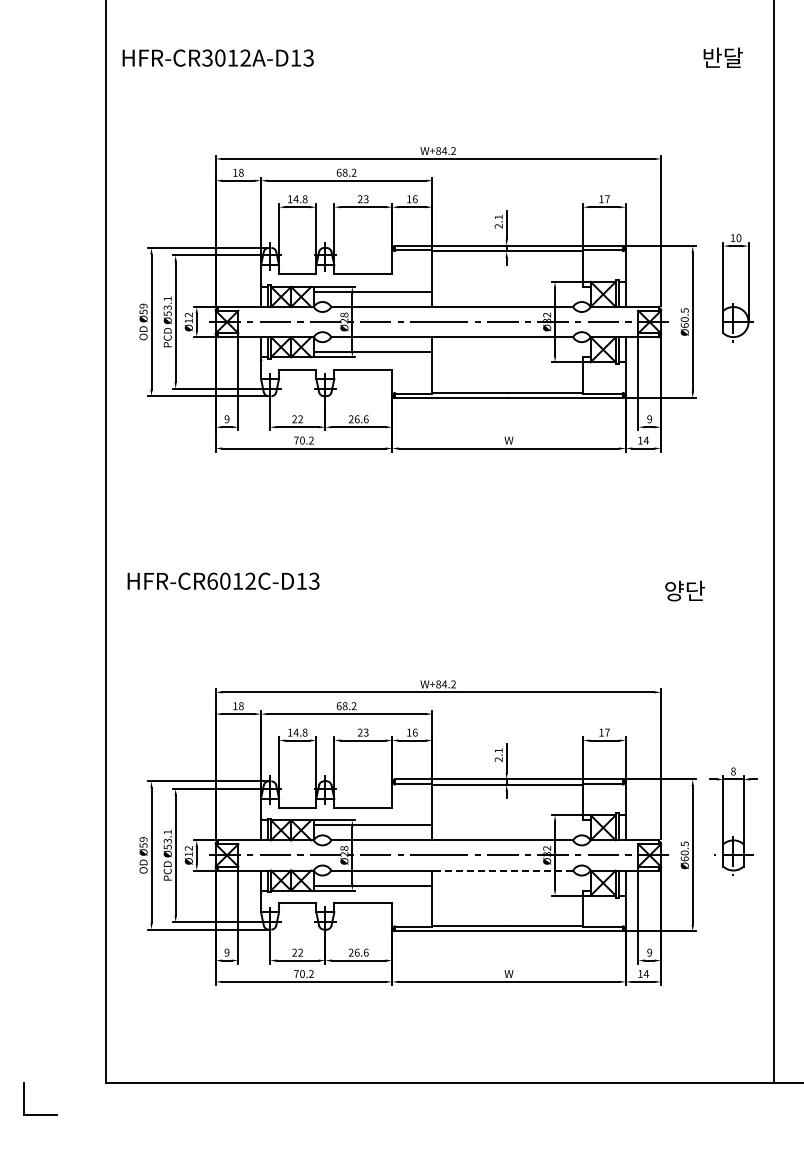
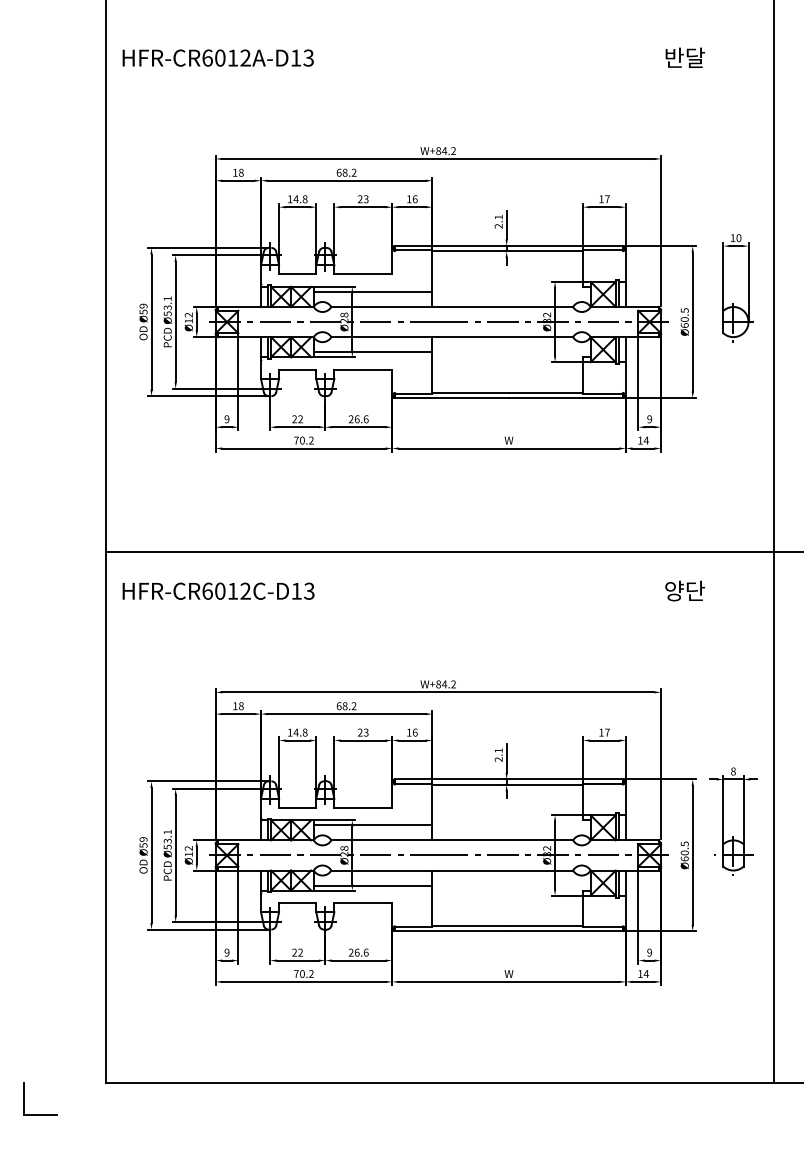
text: HFR-CR3012A-D13 -> HFR-CR6012A-D13 (207, 57)
text position: (722, 57) -> (684, 57) (684, 57)
line: none -> present (452, 552)
text position: (223, 580) -> (218, 590) (218, 590)
line: dashed -> solid (505, 870)
